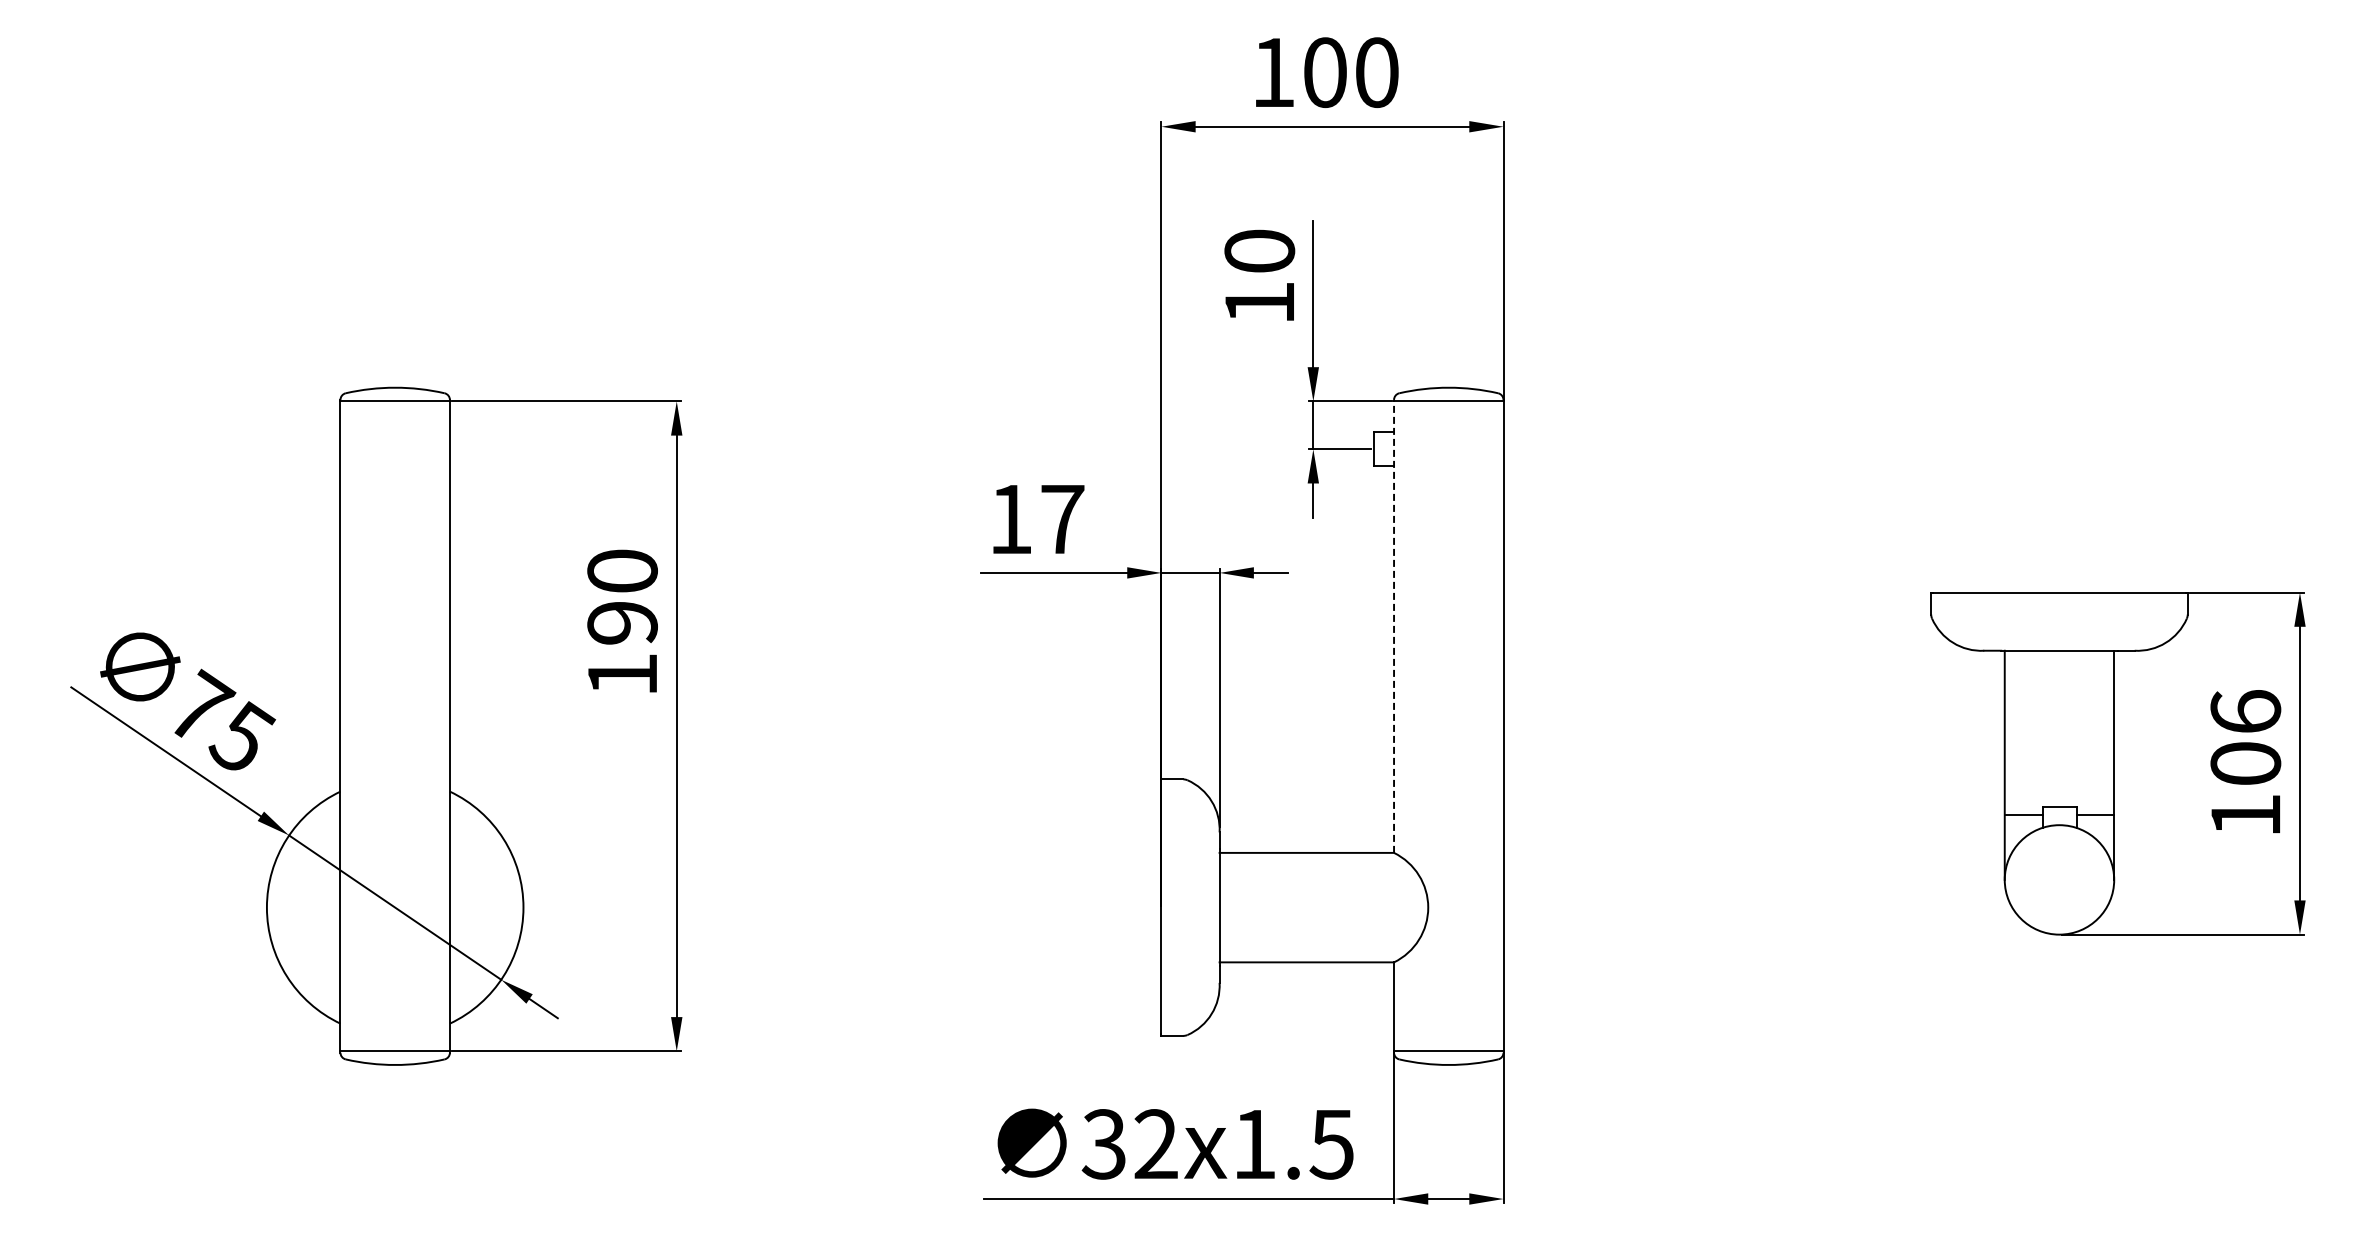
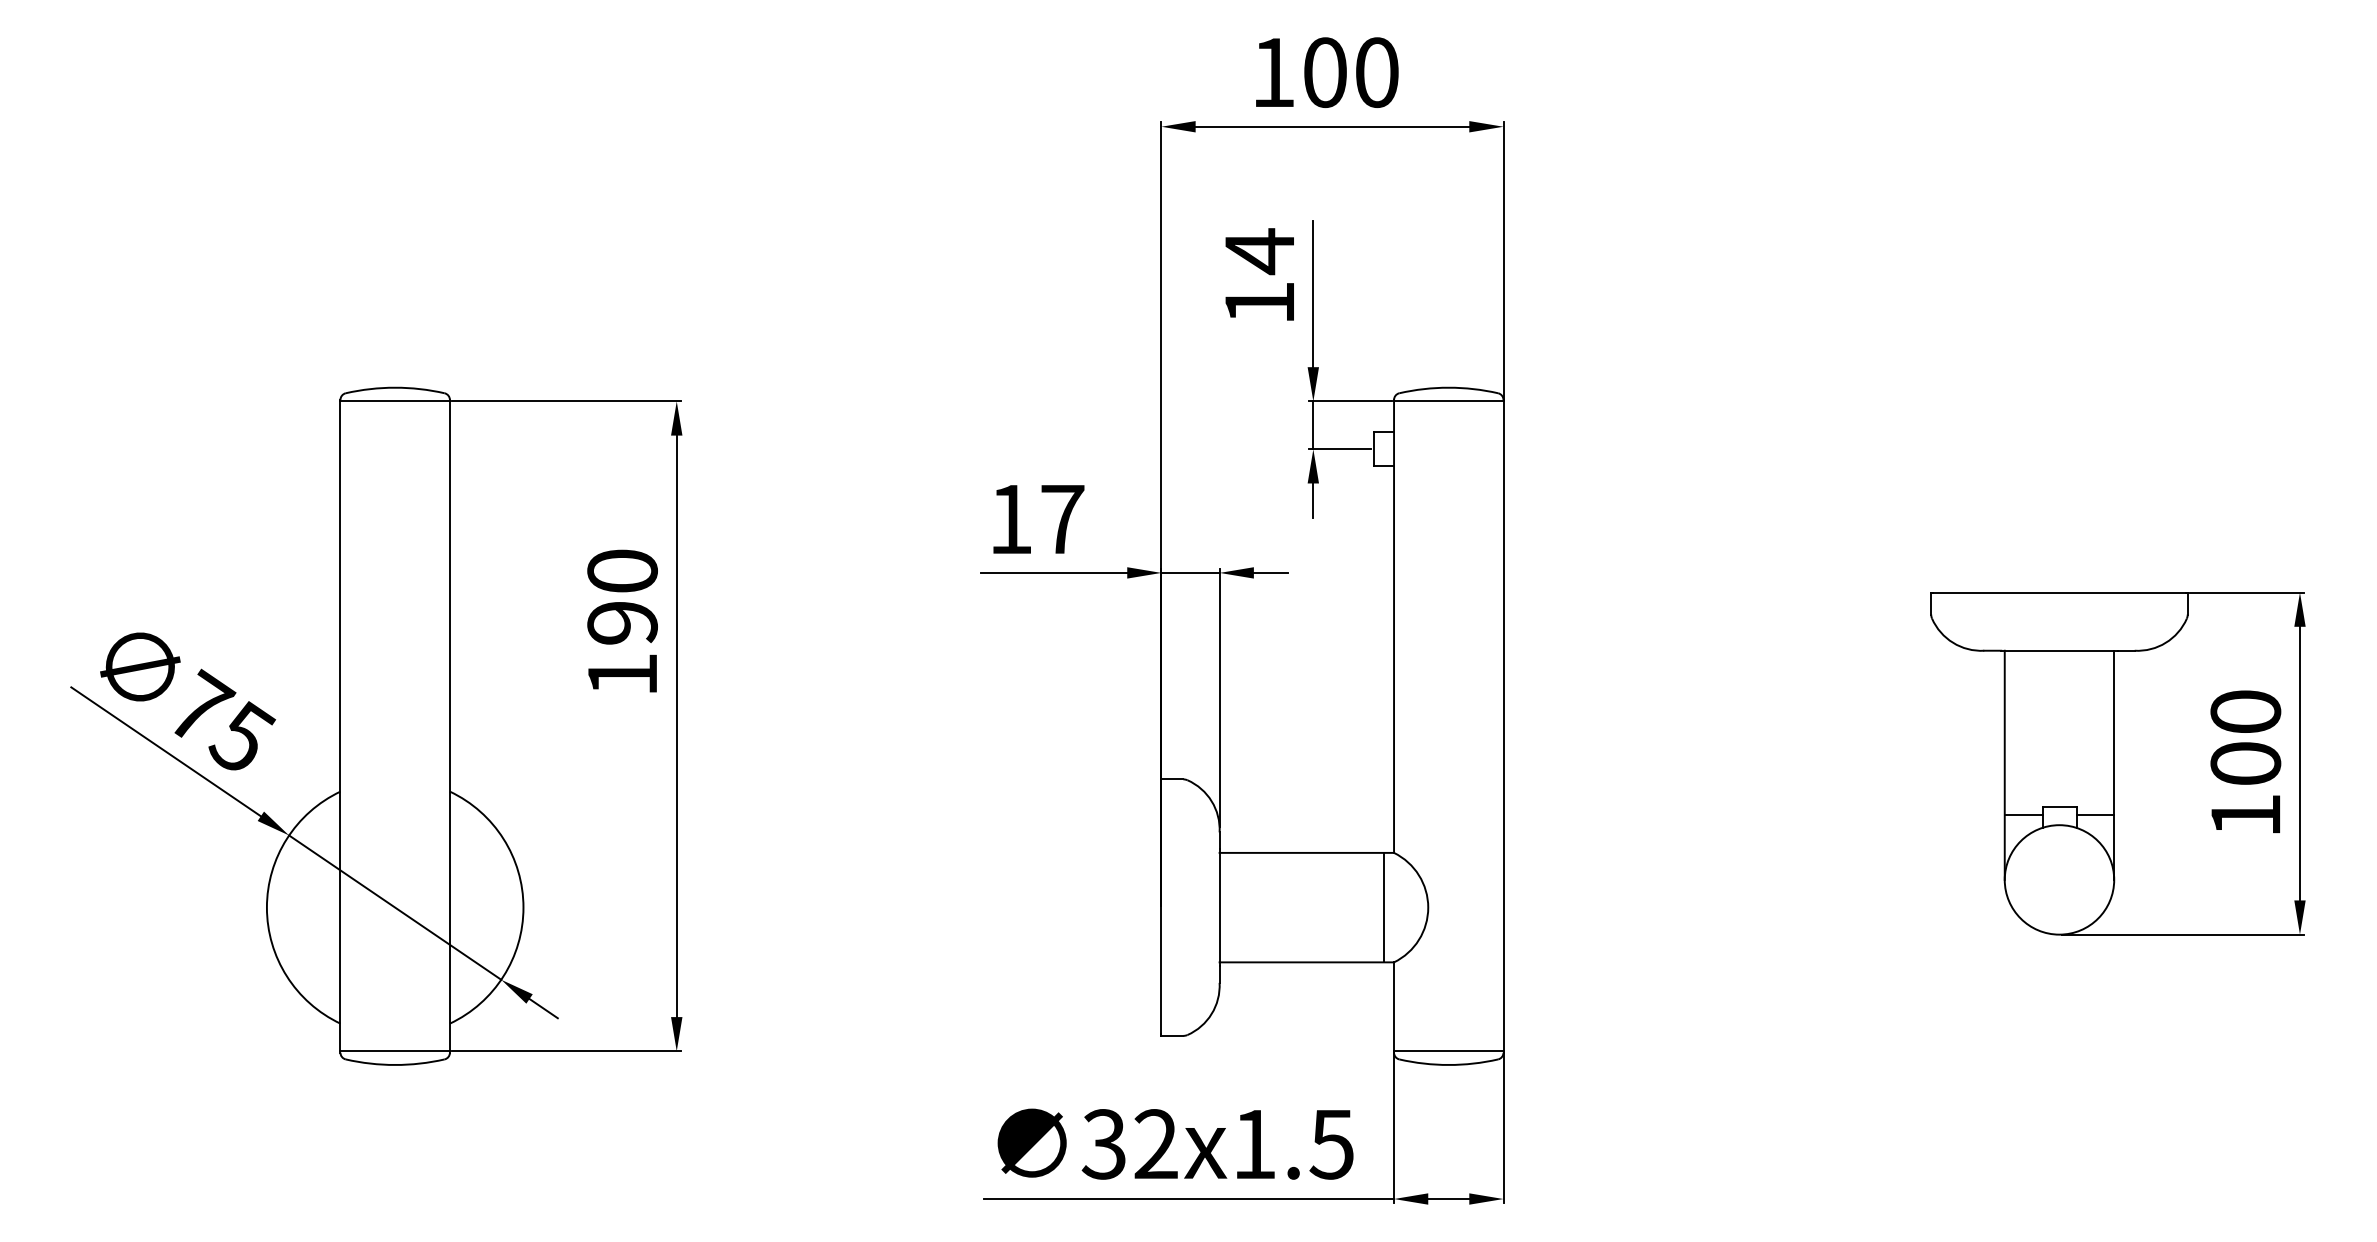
text: 10 -> 14 (1259, 251)
line: dashed -> solid (1394, 625)
text: 106 -> 100 (2245, 711)
line: none -> present (1383, 907)
